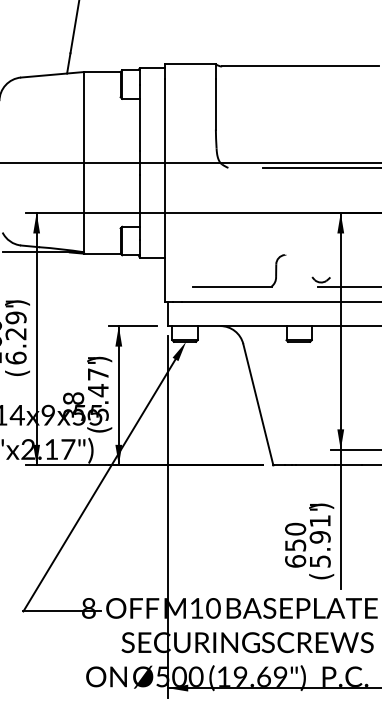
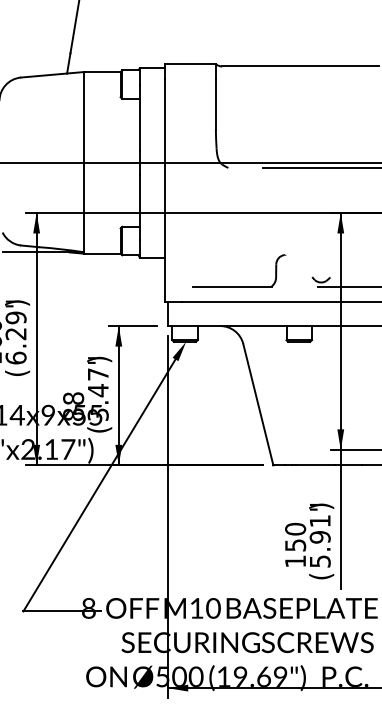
text: 38 -> 88 (73, 414)
text: 650 -> 150 (295, 561)
